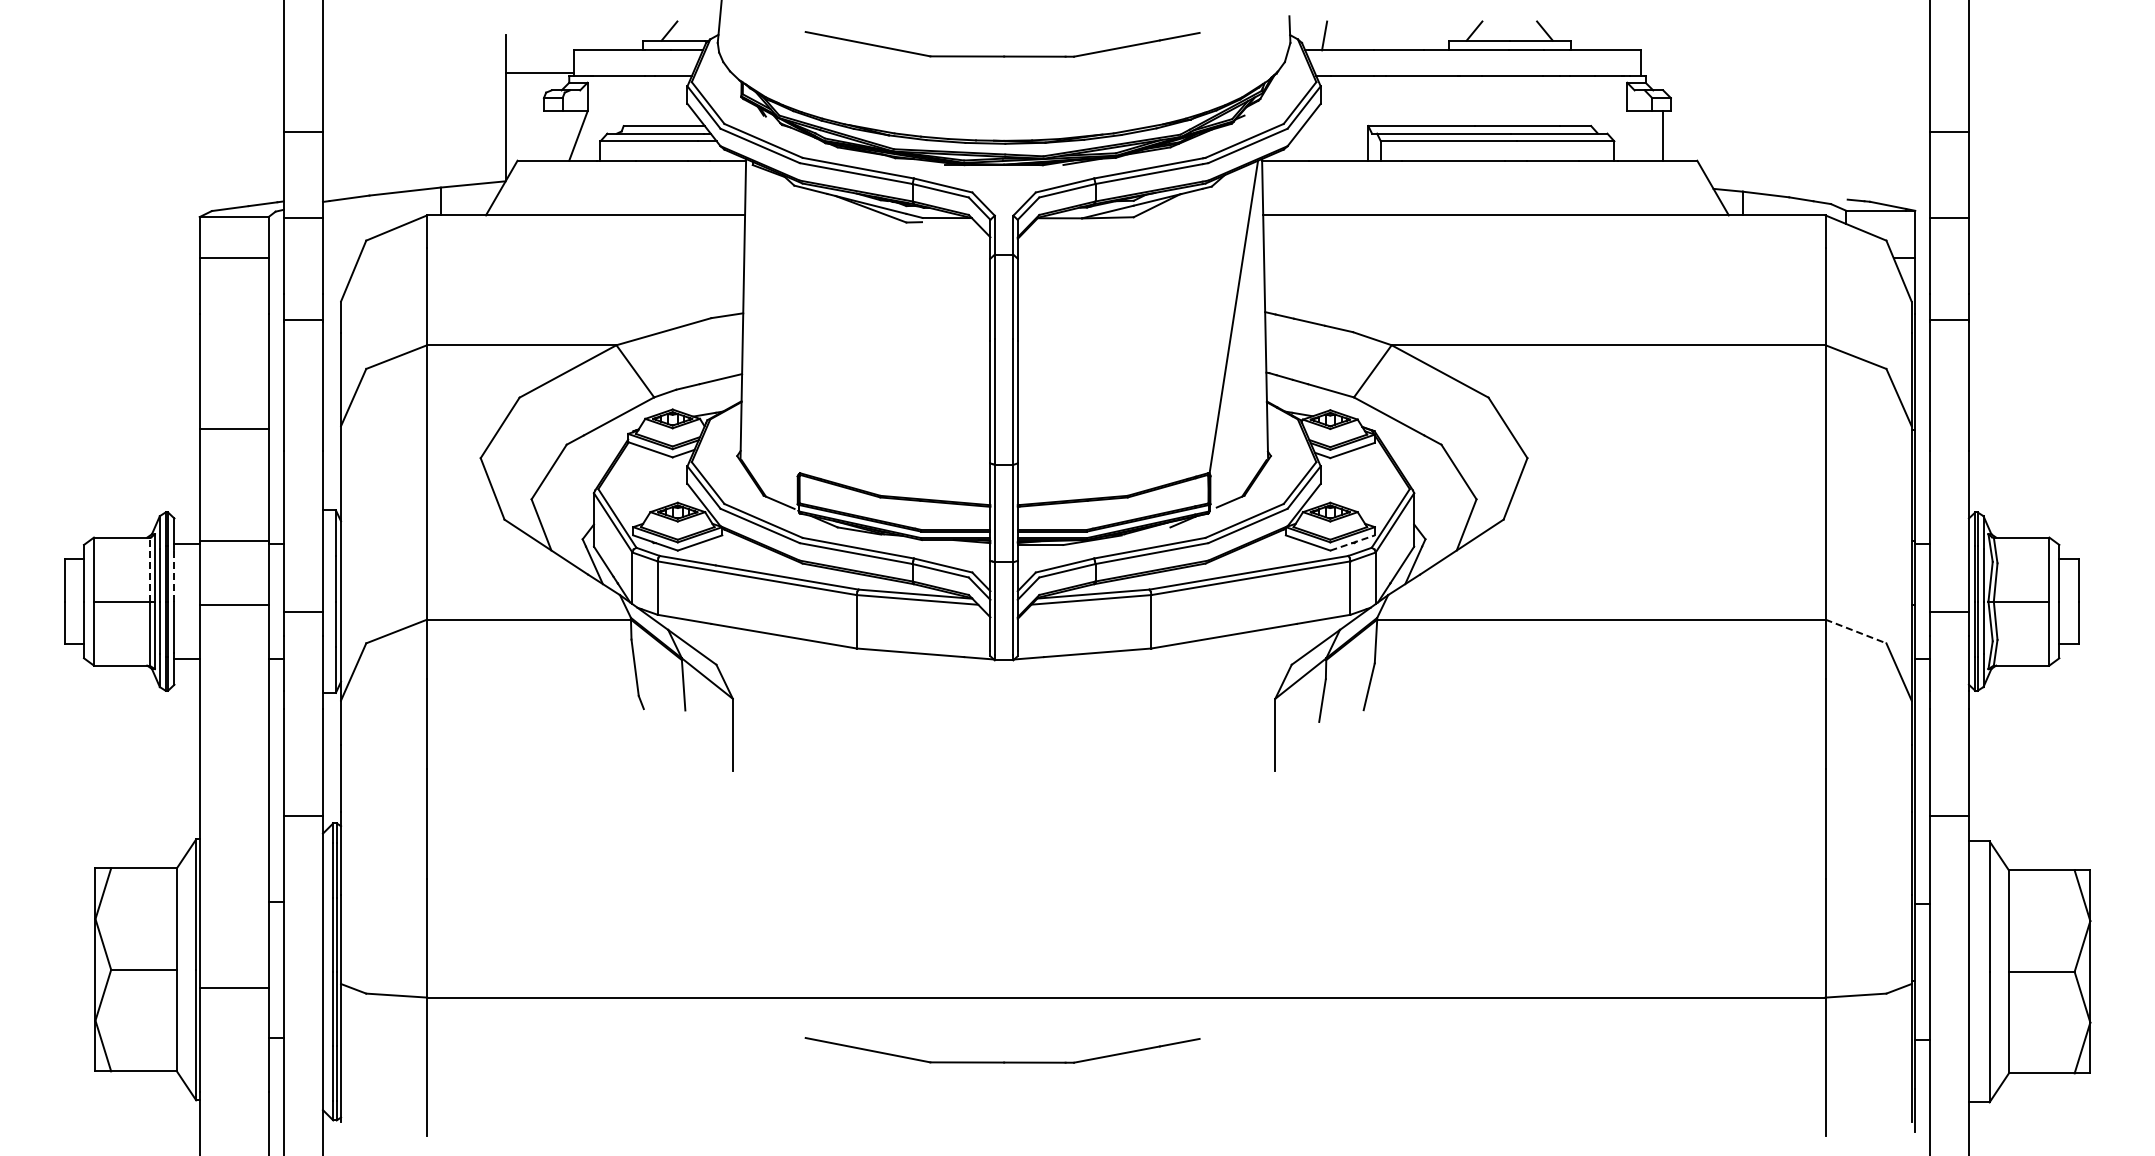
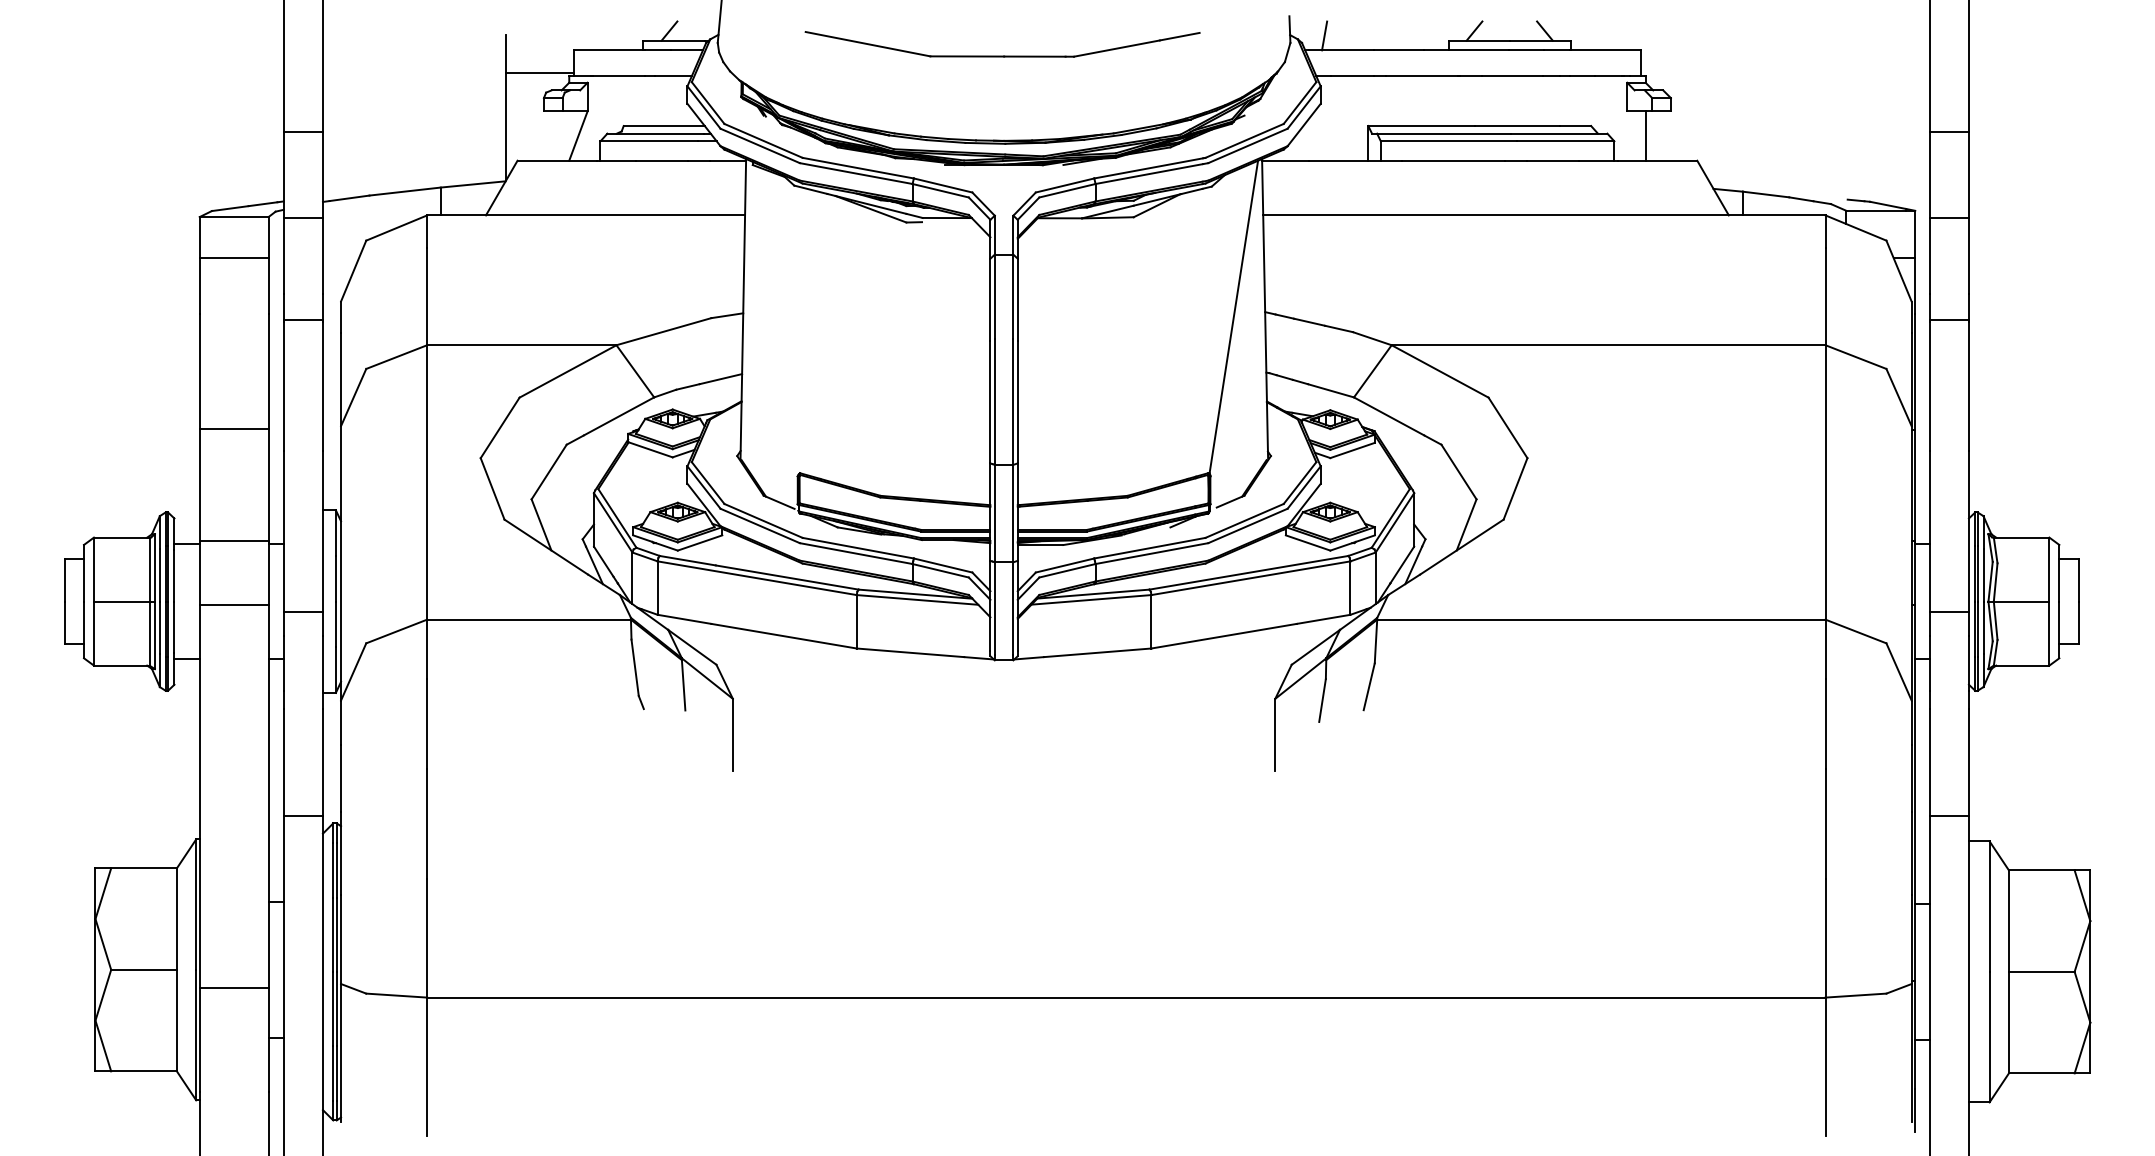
line position: (1662, 135) -> (1645, 135) (1645, 135)
line: dashed -> solid (1352, 542)
line: dashed -> solid (149, 569)
line: dashed -> solid (174, 575)
line: dashed -> solid (1855, 631)
part: present -> none (1002, 1061)
